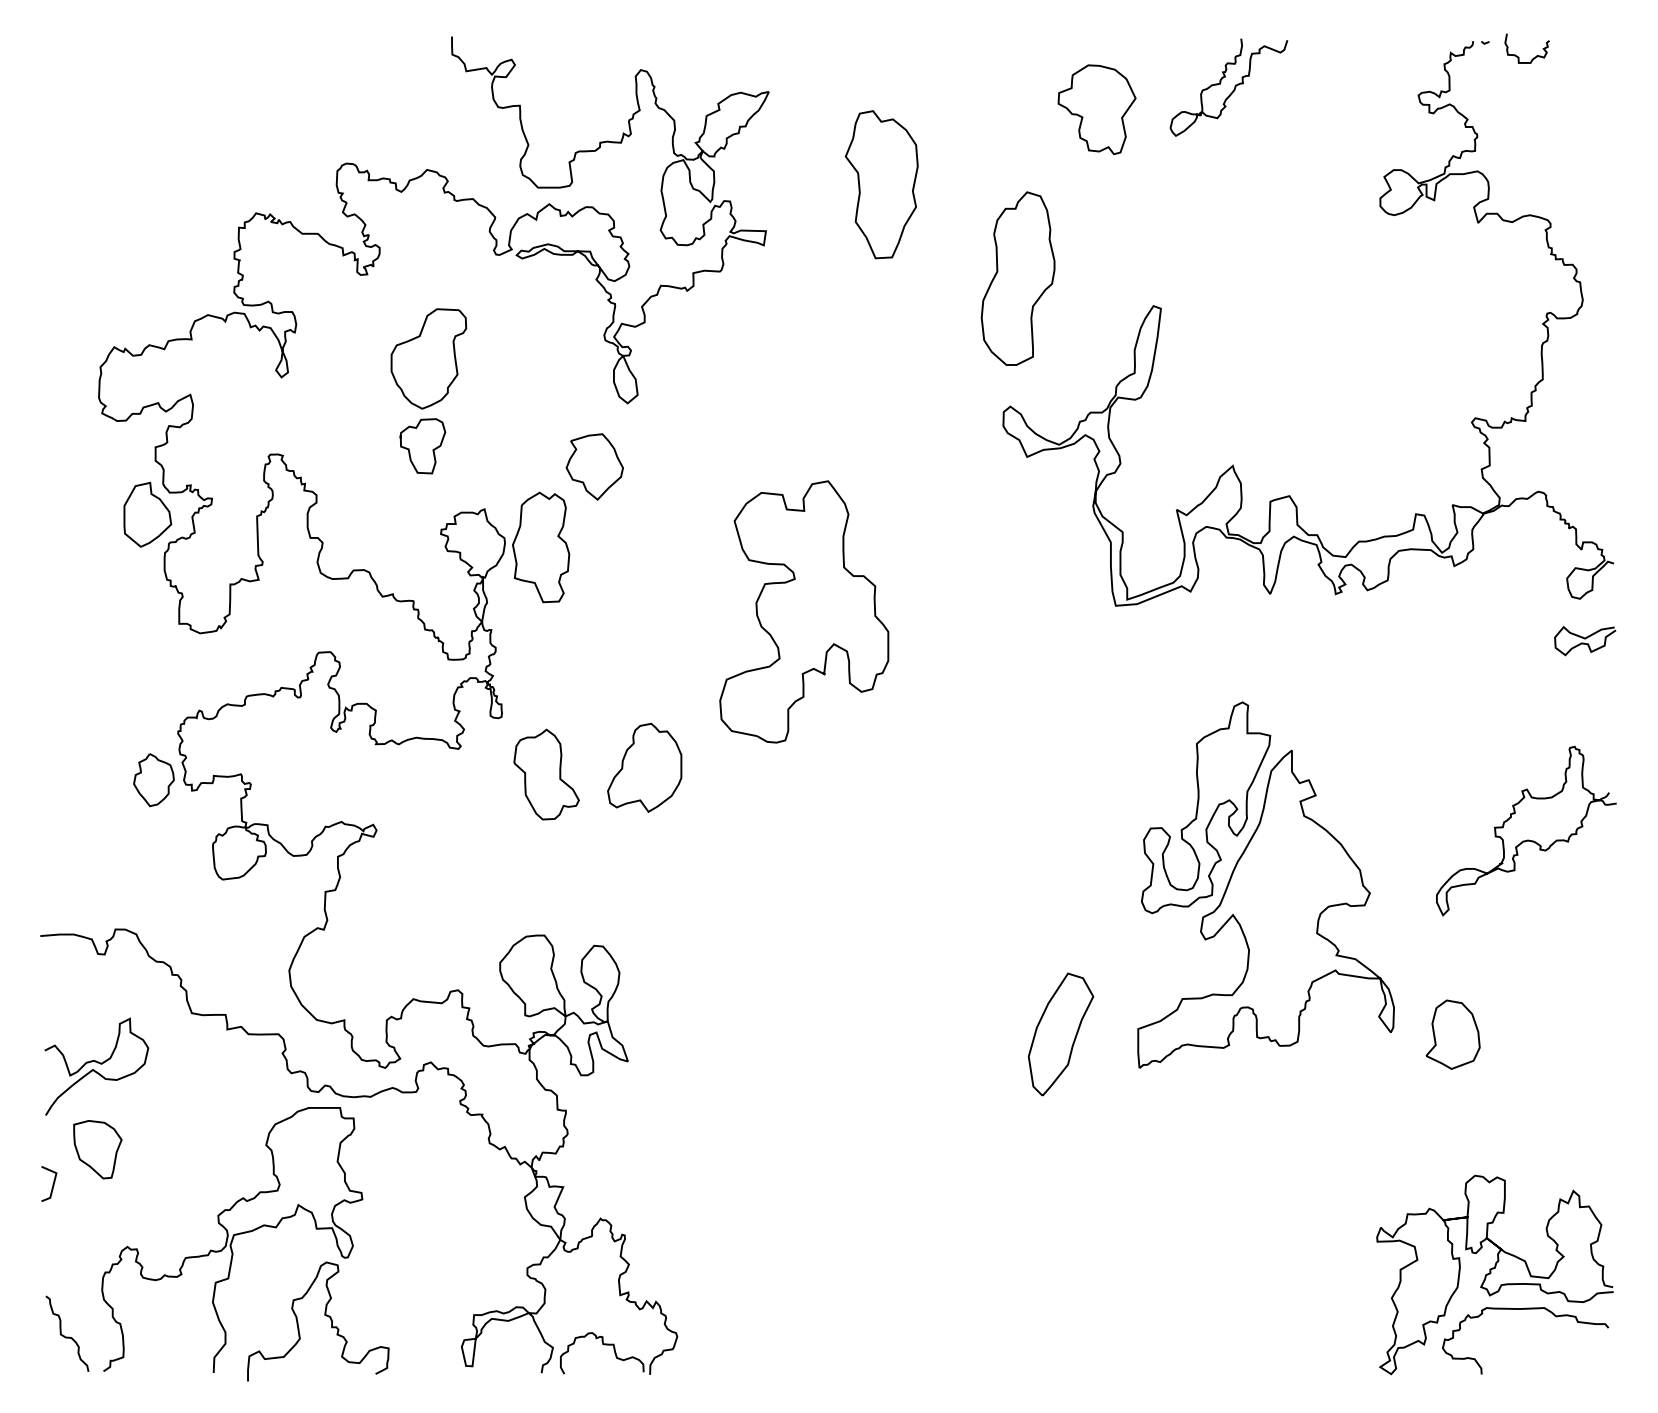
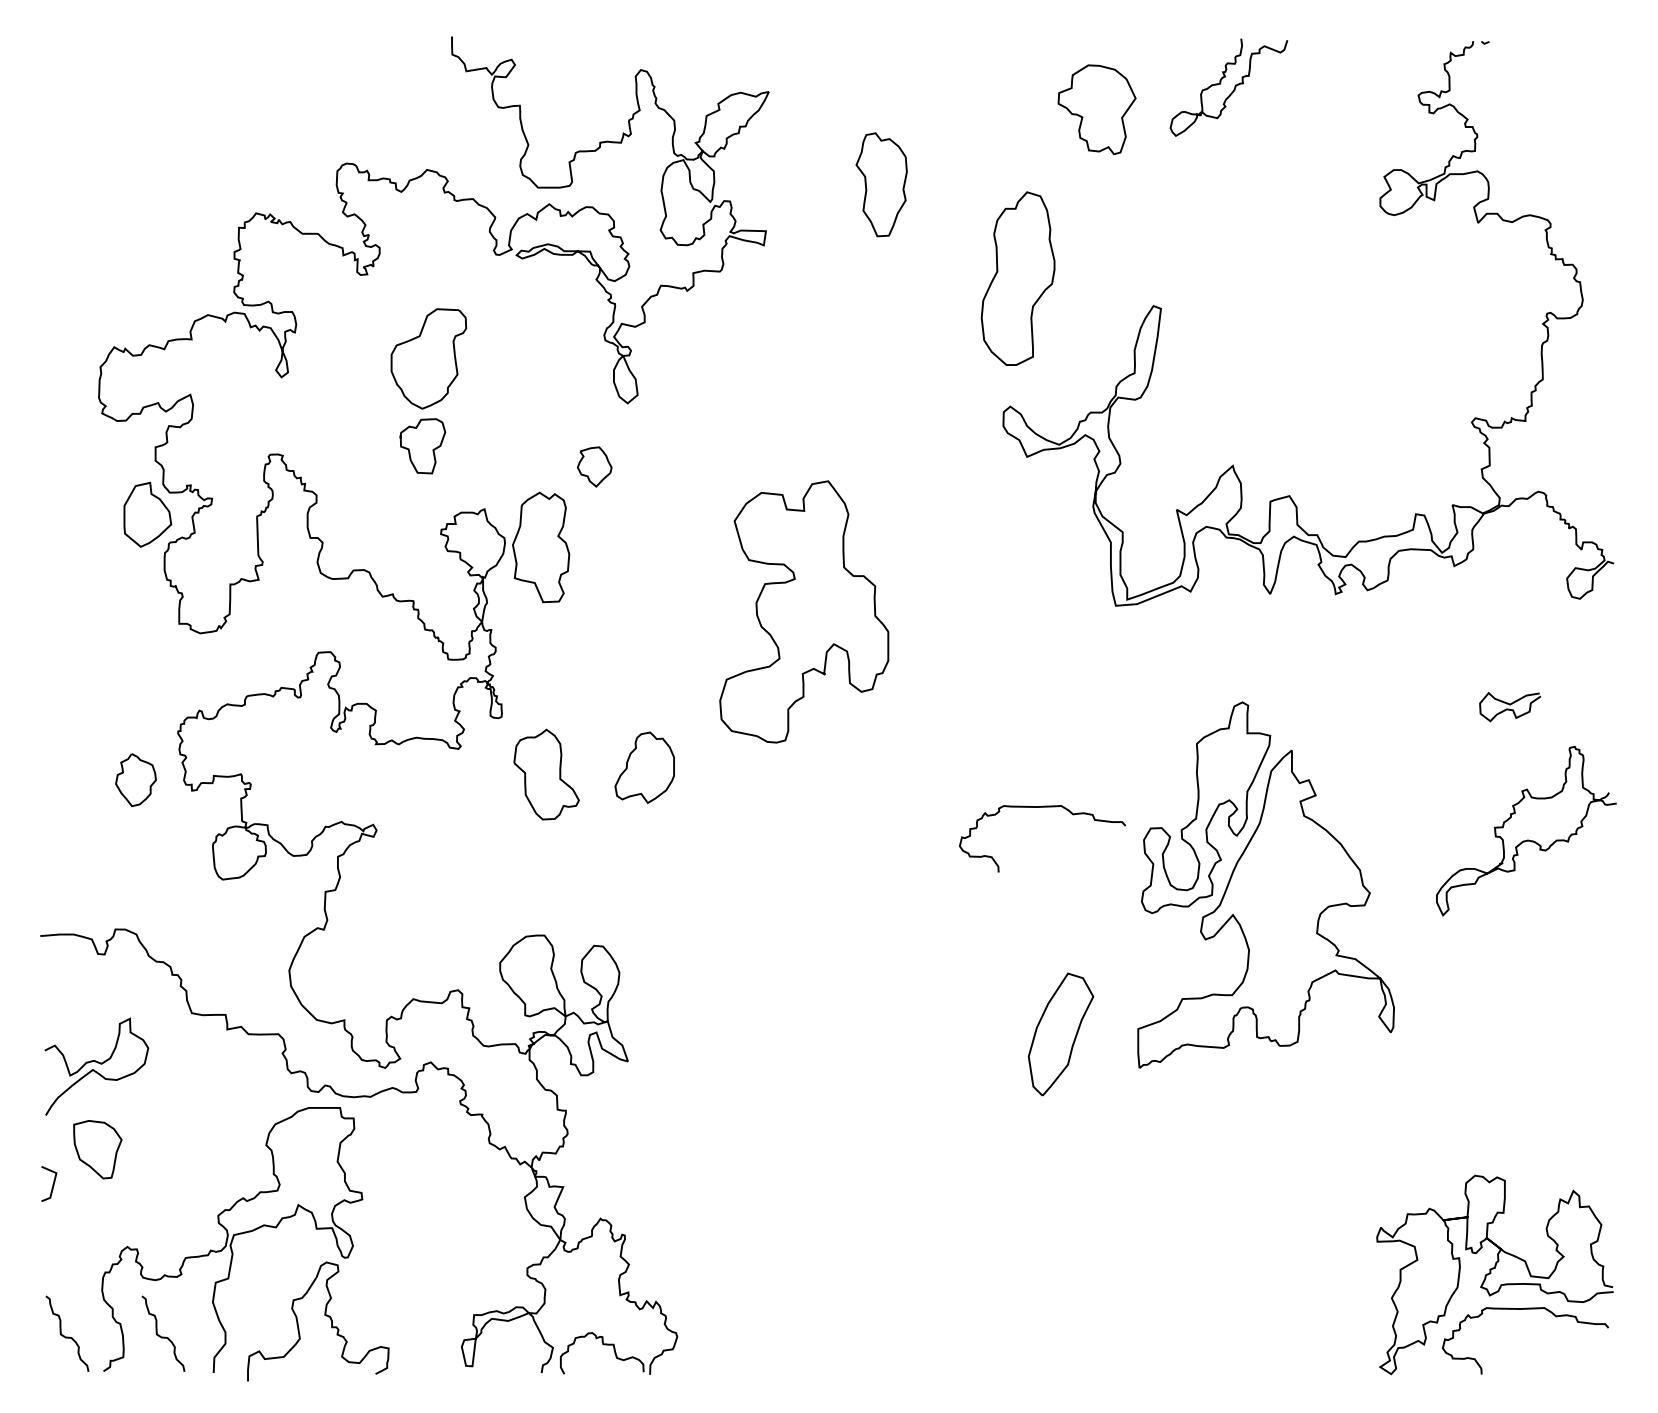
curve: present -> none (1518, 56)
part size: 75x150 px -> 53x106 px (881, 184)
part size: 59x68 px -> 37x42 px (594, 466)
curve position: (1584, 642) -> (1509, 708) (1509, 708)
part size: 76x91 px -> 61x73 px (644, 767)
part position: (153, 780) -> (135, 780) (135, 780)
curve: none -> present (1042, 807)
part: present -> none (1452, 1034)
curve: none -> present (163, 1336)
